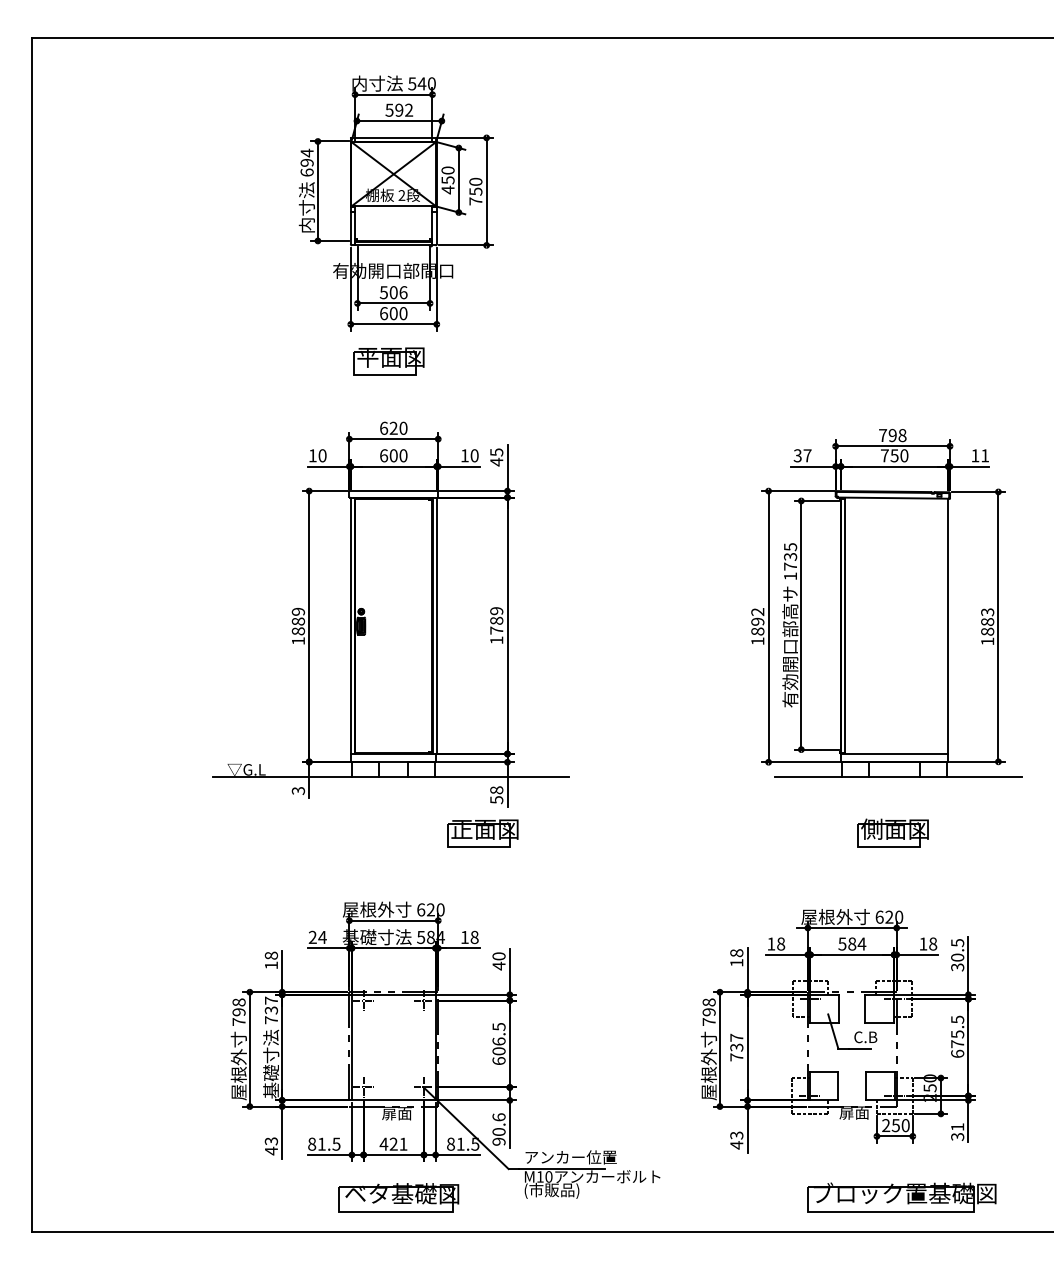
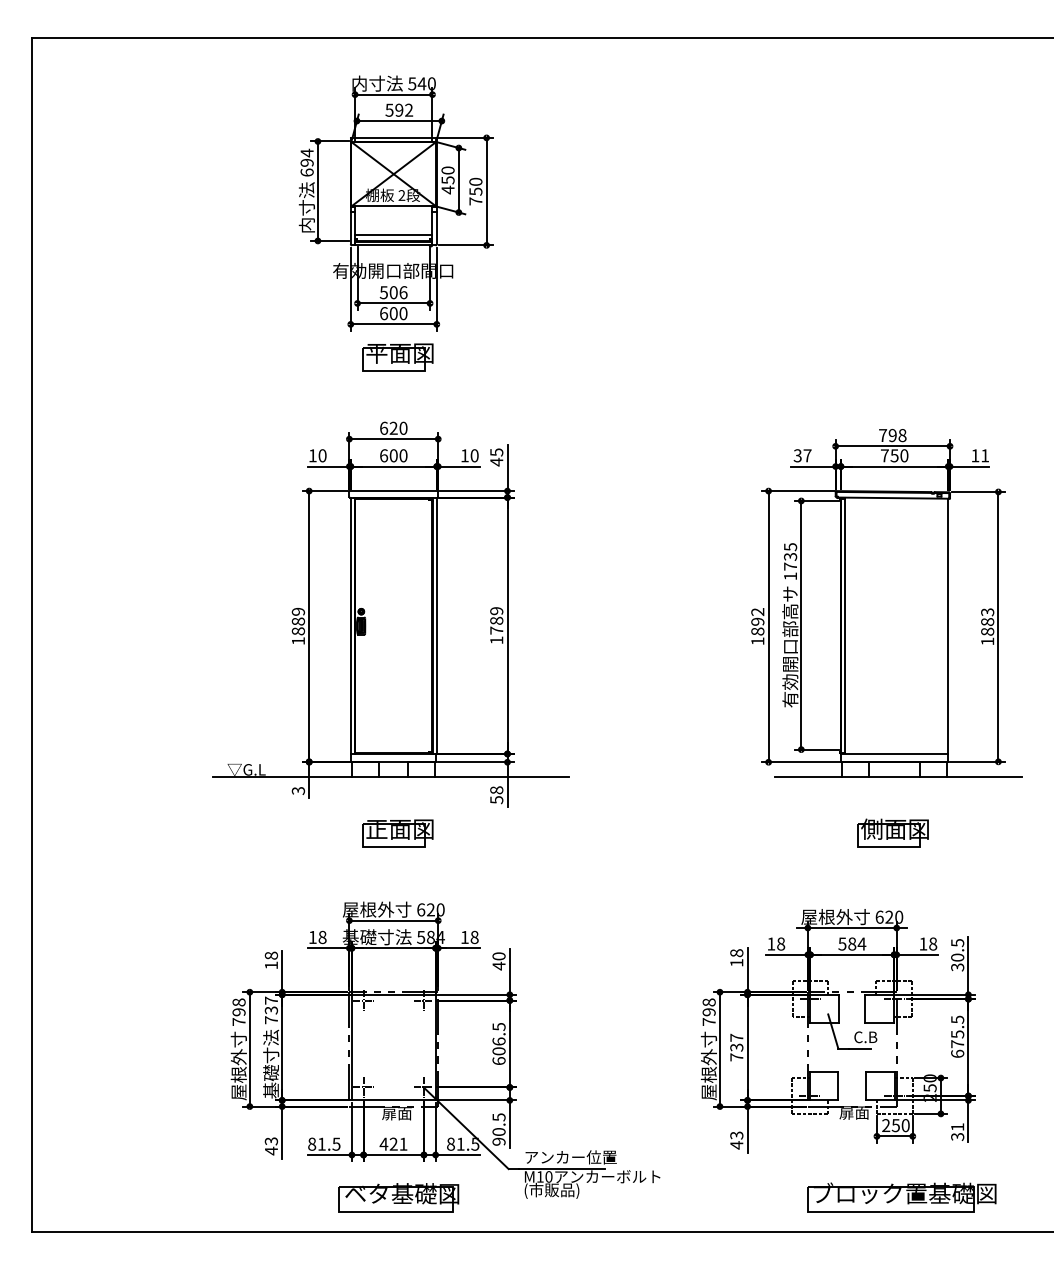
line: none -> present (393, 235)
part position: (388, 361) -> (397, 357) (397, 357)
part position: (482, 833) -> (397, 833) (397, 833)
text: 24 -> 18 (317, 937)
text: 90.6 -> 90.5 (498, 1117)
